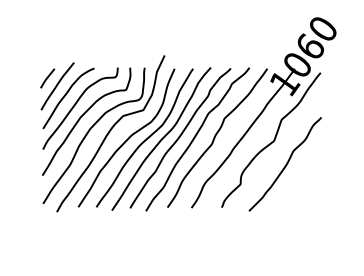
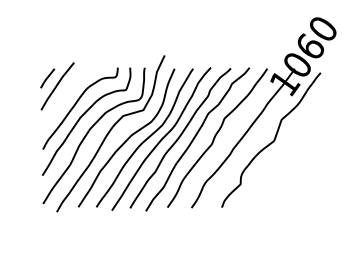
curve: present -> none (66, 95)
curve: present -> none (285, 164)
